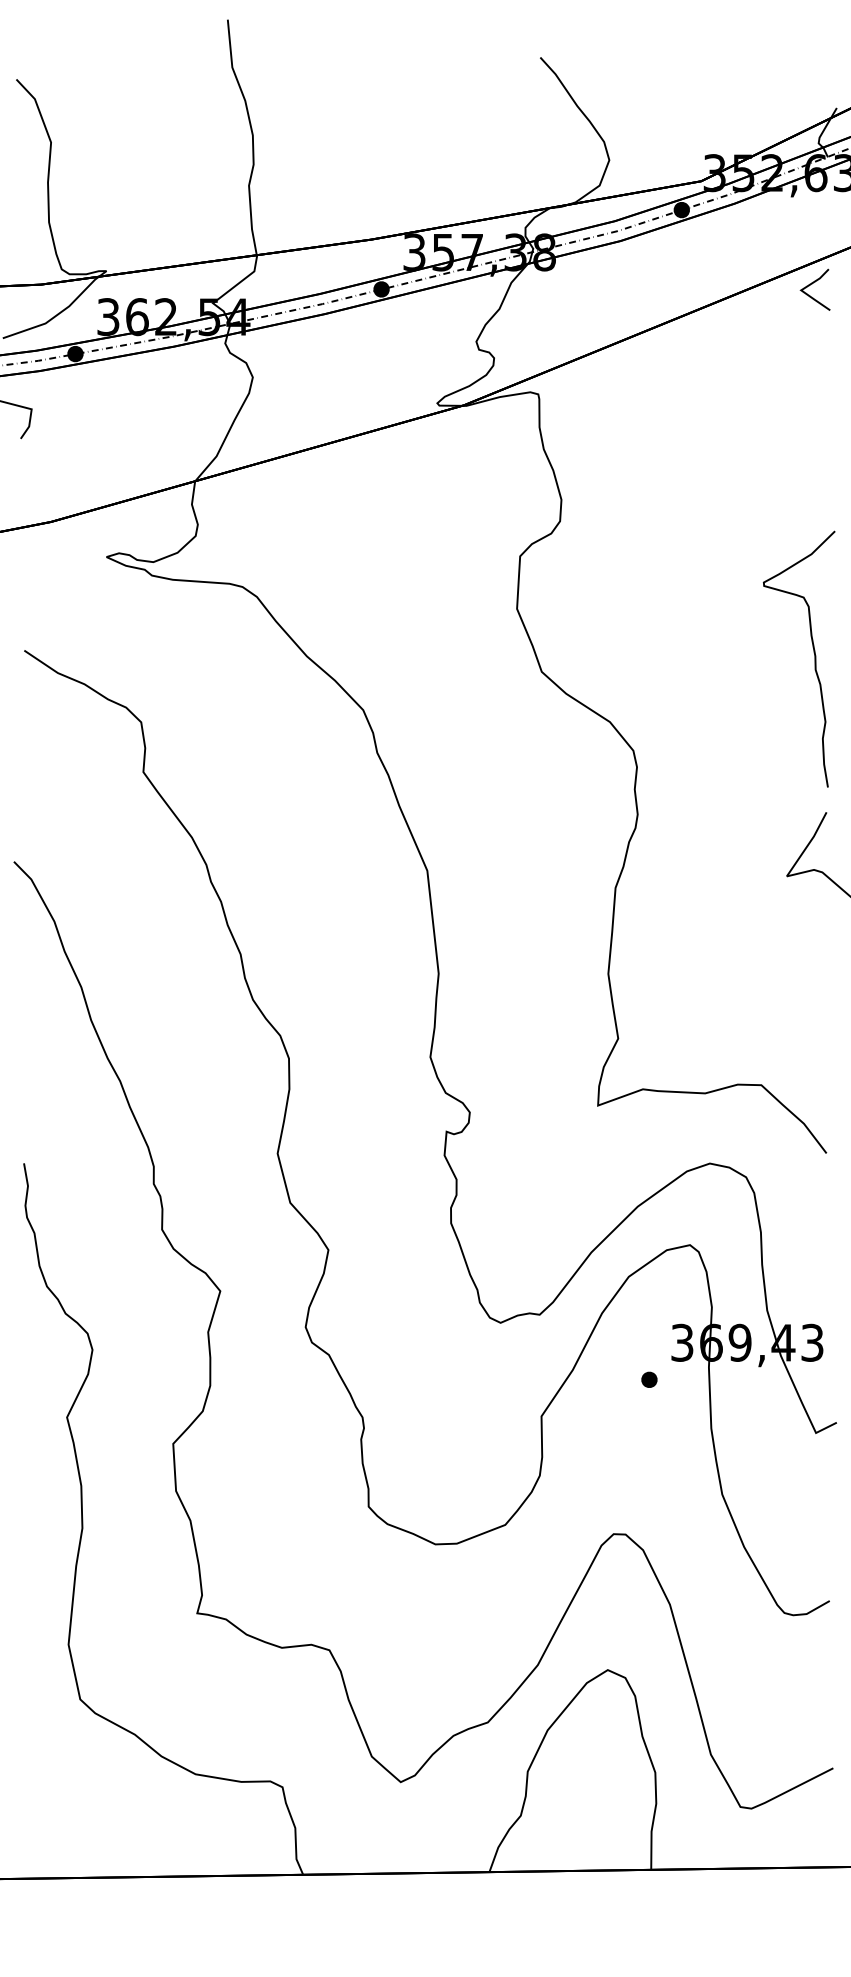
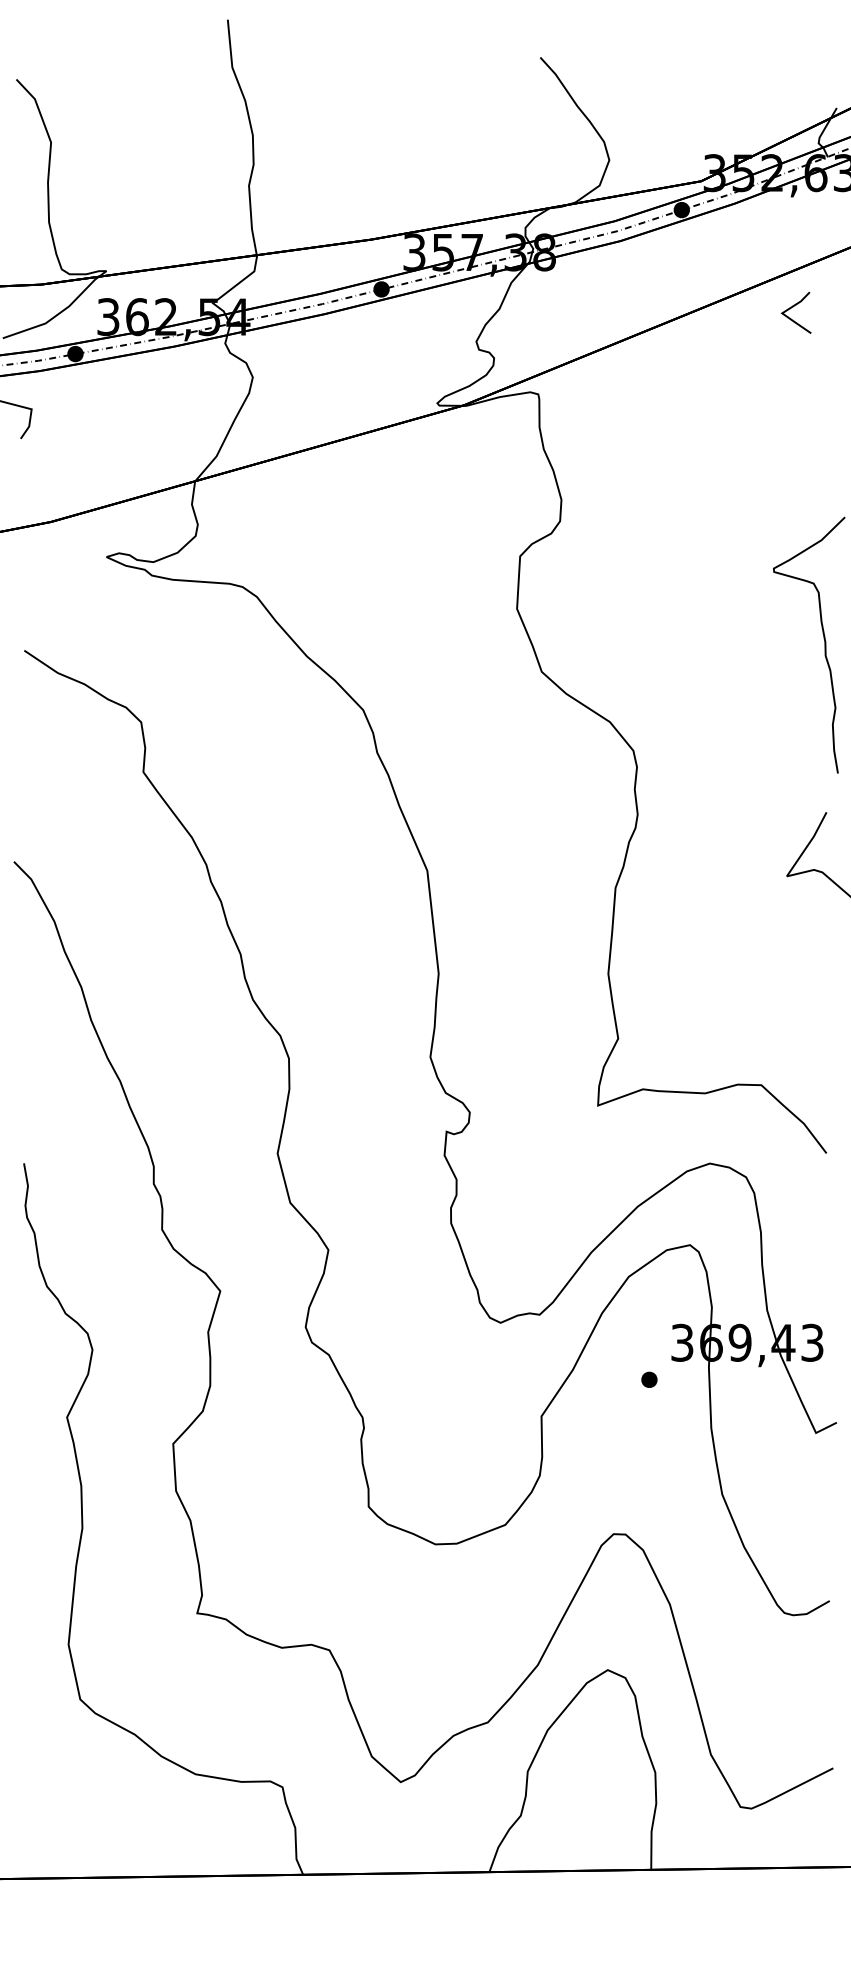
line position: (812, 284) -> (793, 307) (793, 307)
curve position: (814, 658) -> (824, 644) (824, 644)
